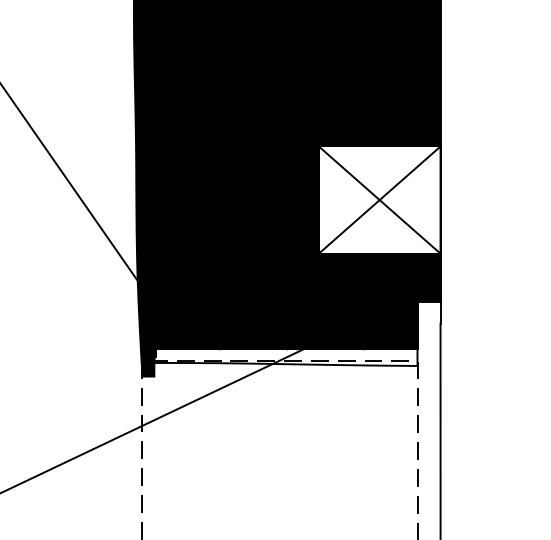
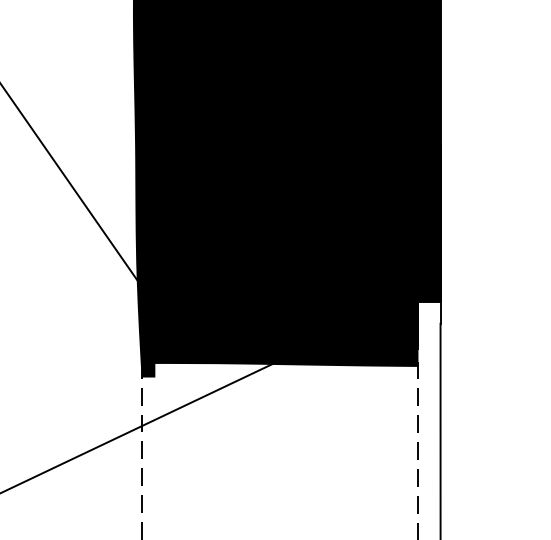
fill: none -> present (379, 199)
fill: none -> present (285, 357)
